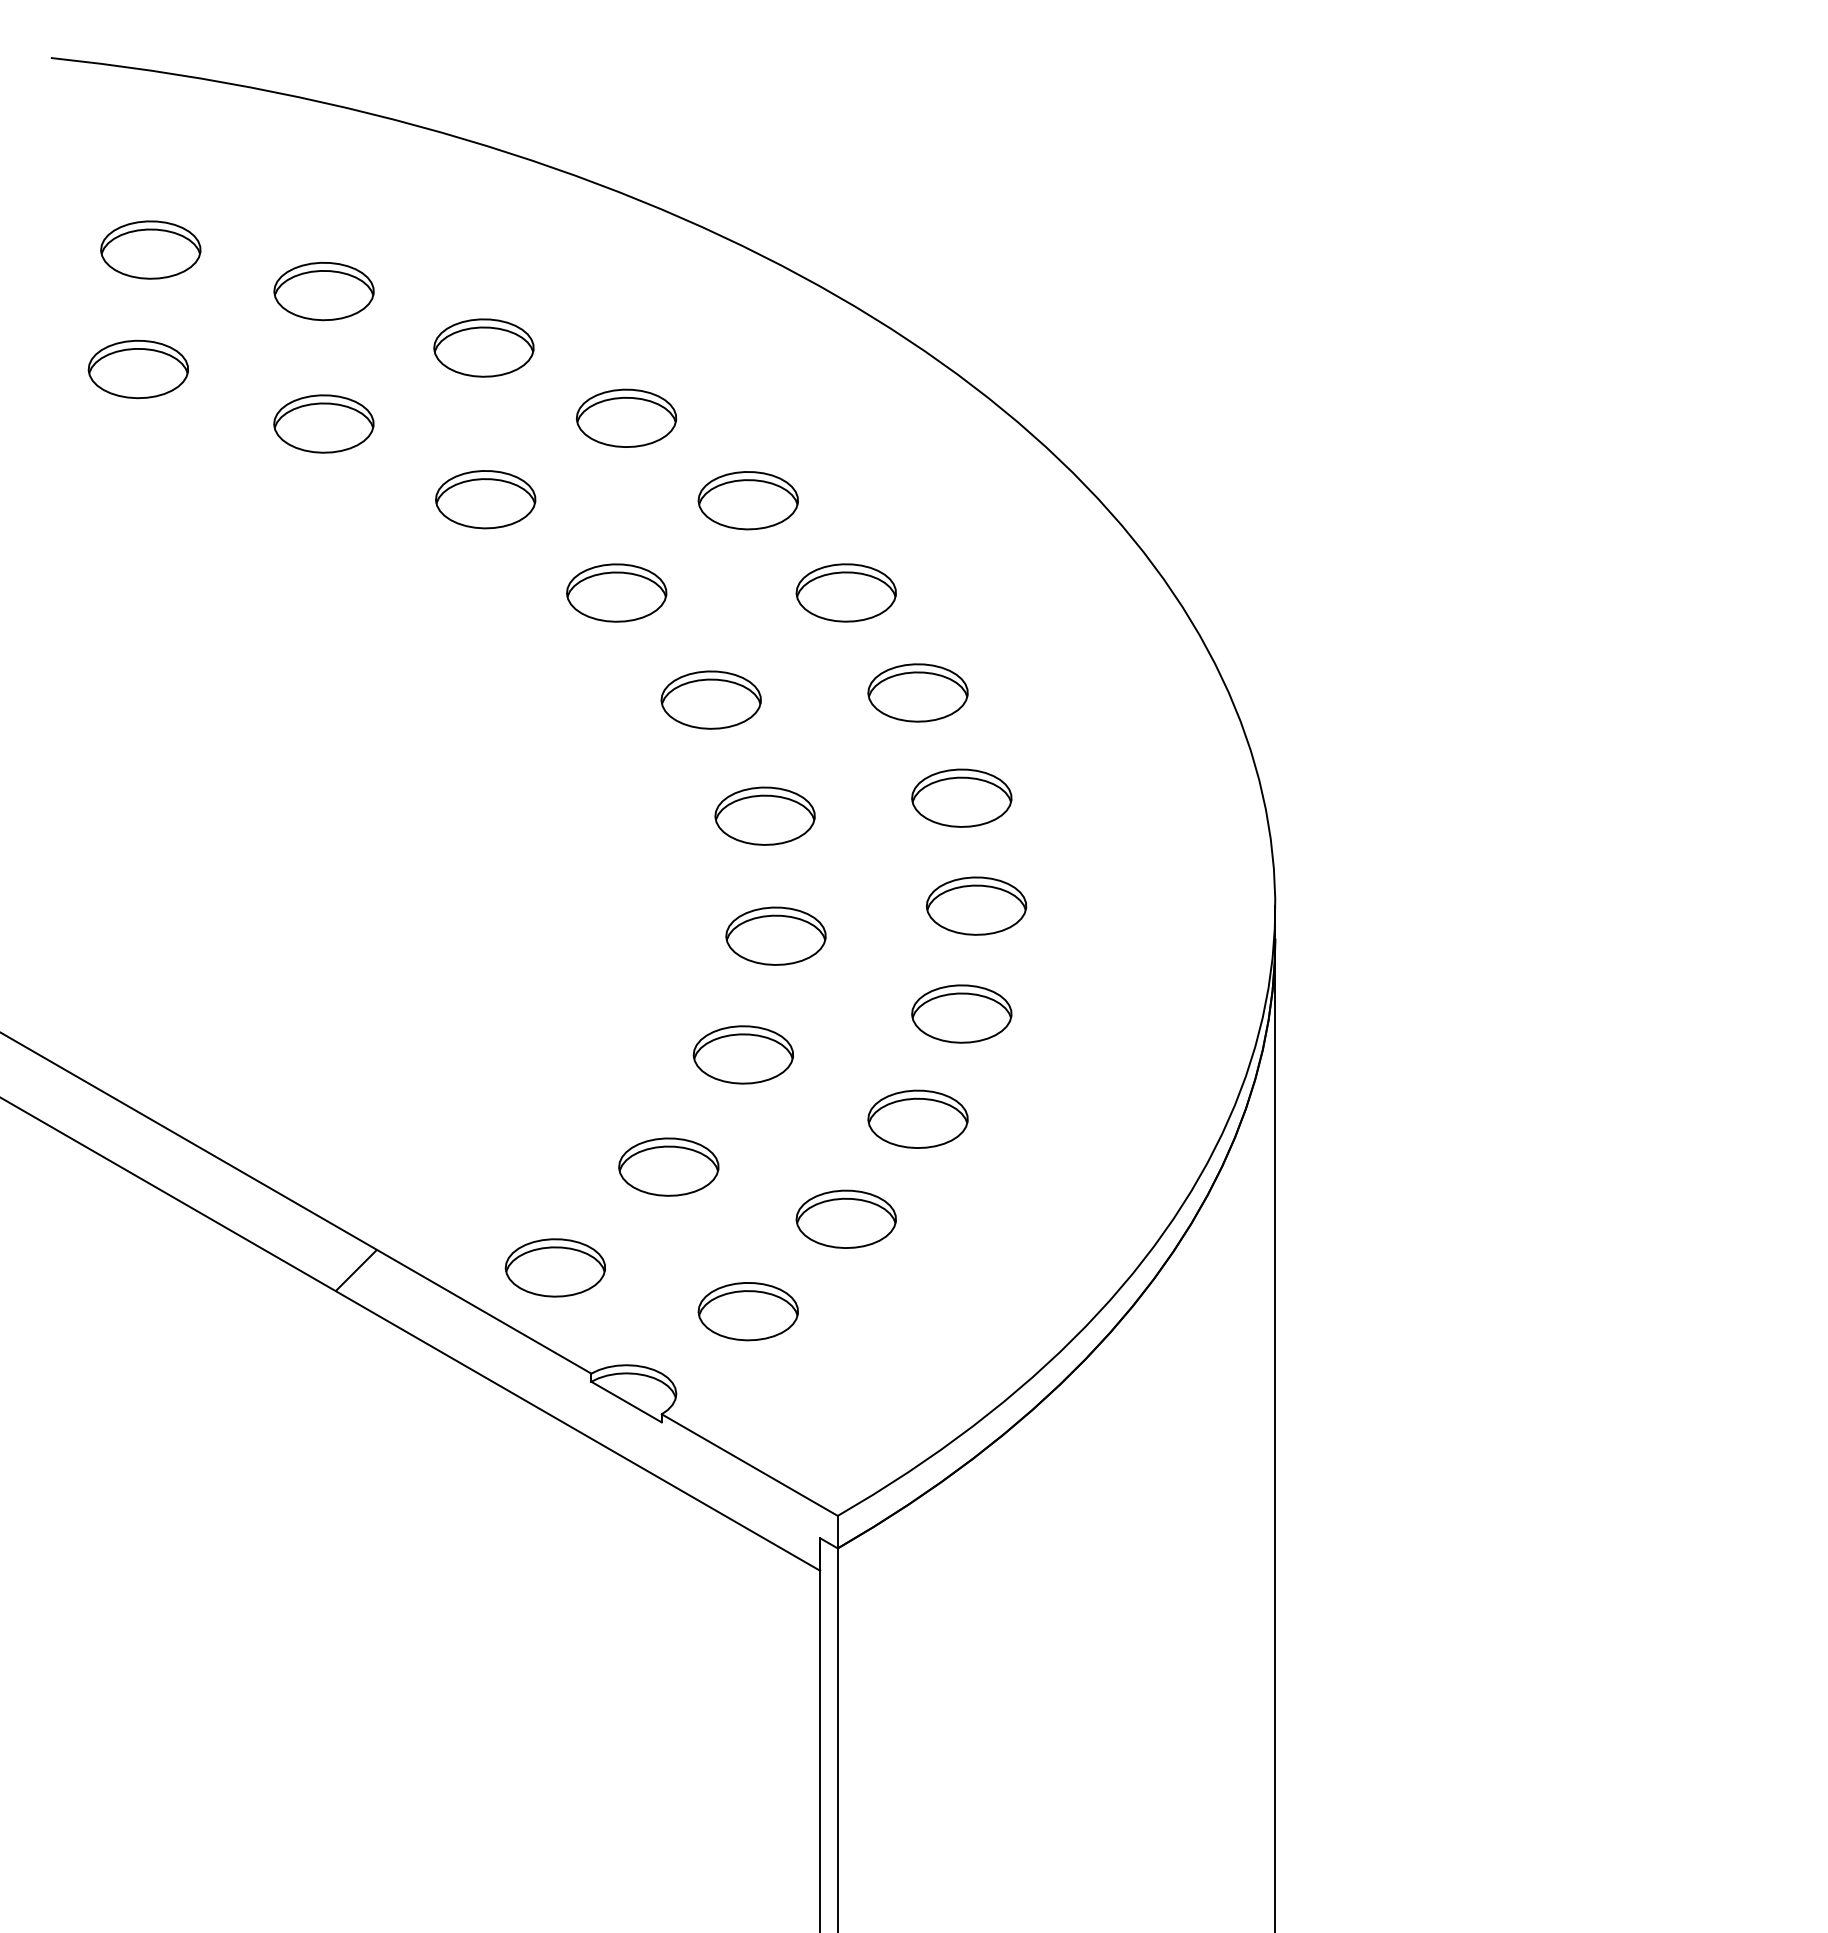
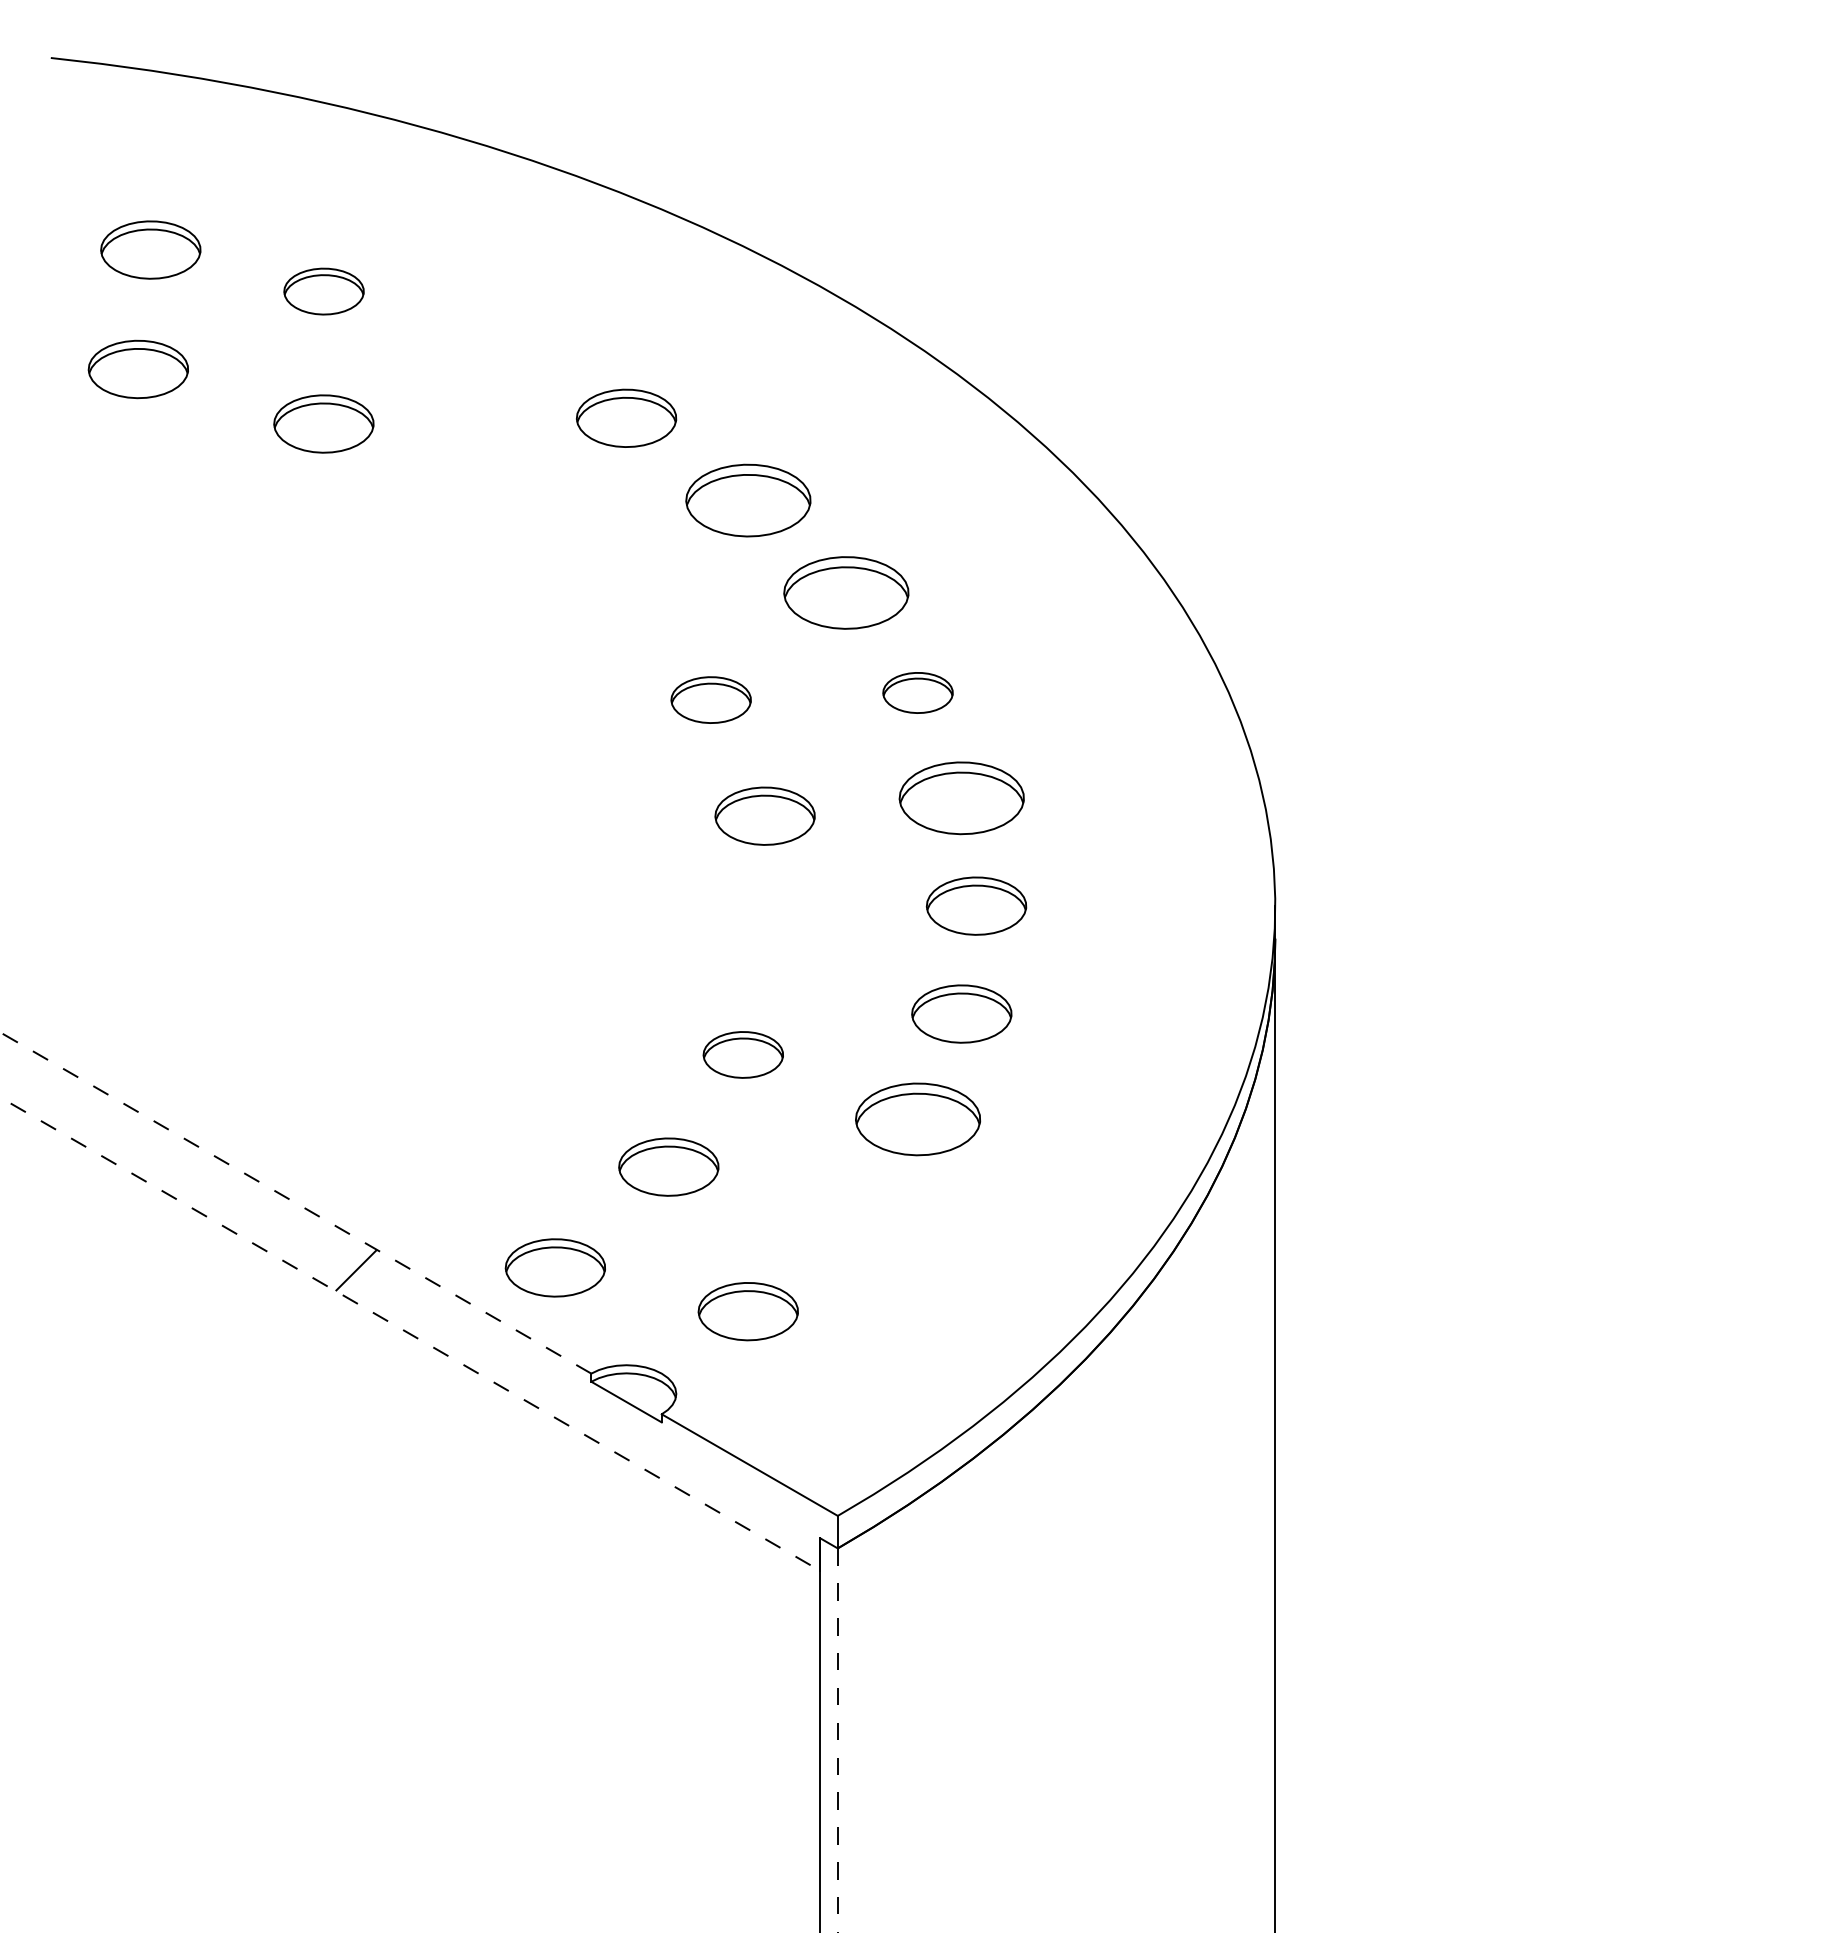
part size: 102x60 px -> 82x49 px (323, 291)
part: present -> none (483, 347)
part: present -> none (485, 499)
part size: 102x60 px -> 127x75 px (748, 500)
part: present -> none (616, 592)
part size: 102x60 px -> 127x74 px (846, 592)
part size: 102x60 px -> 72x42 px (917, 692)
part size: 102x60 px -> 82x48 px (710, 699)
part size: 102x60 px -> 127x75 px (961, 798)
part: present -> none (775, 935)
part size: 102x60 px -> 82x48 px (742, 1054)
part size: 102x60 px -> 127x75 px (918, 1119)
line: solid -> dashed (295, 1202)
part: present -> none (845, 1218)
line: solid -> dashed (410, 1334)
line: solid -> dashed (837, 1740)
